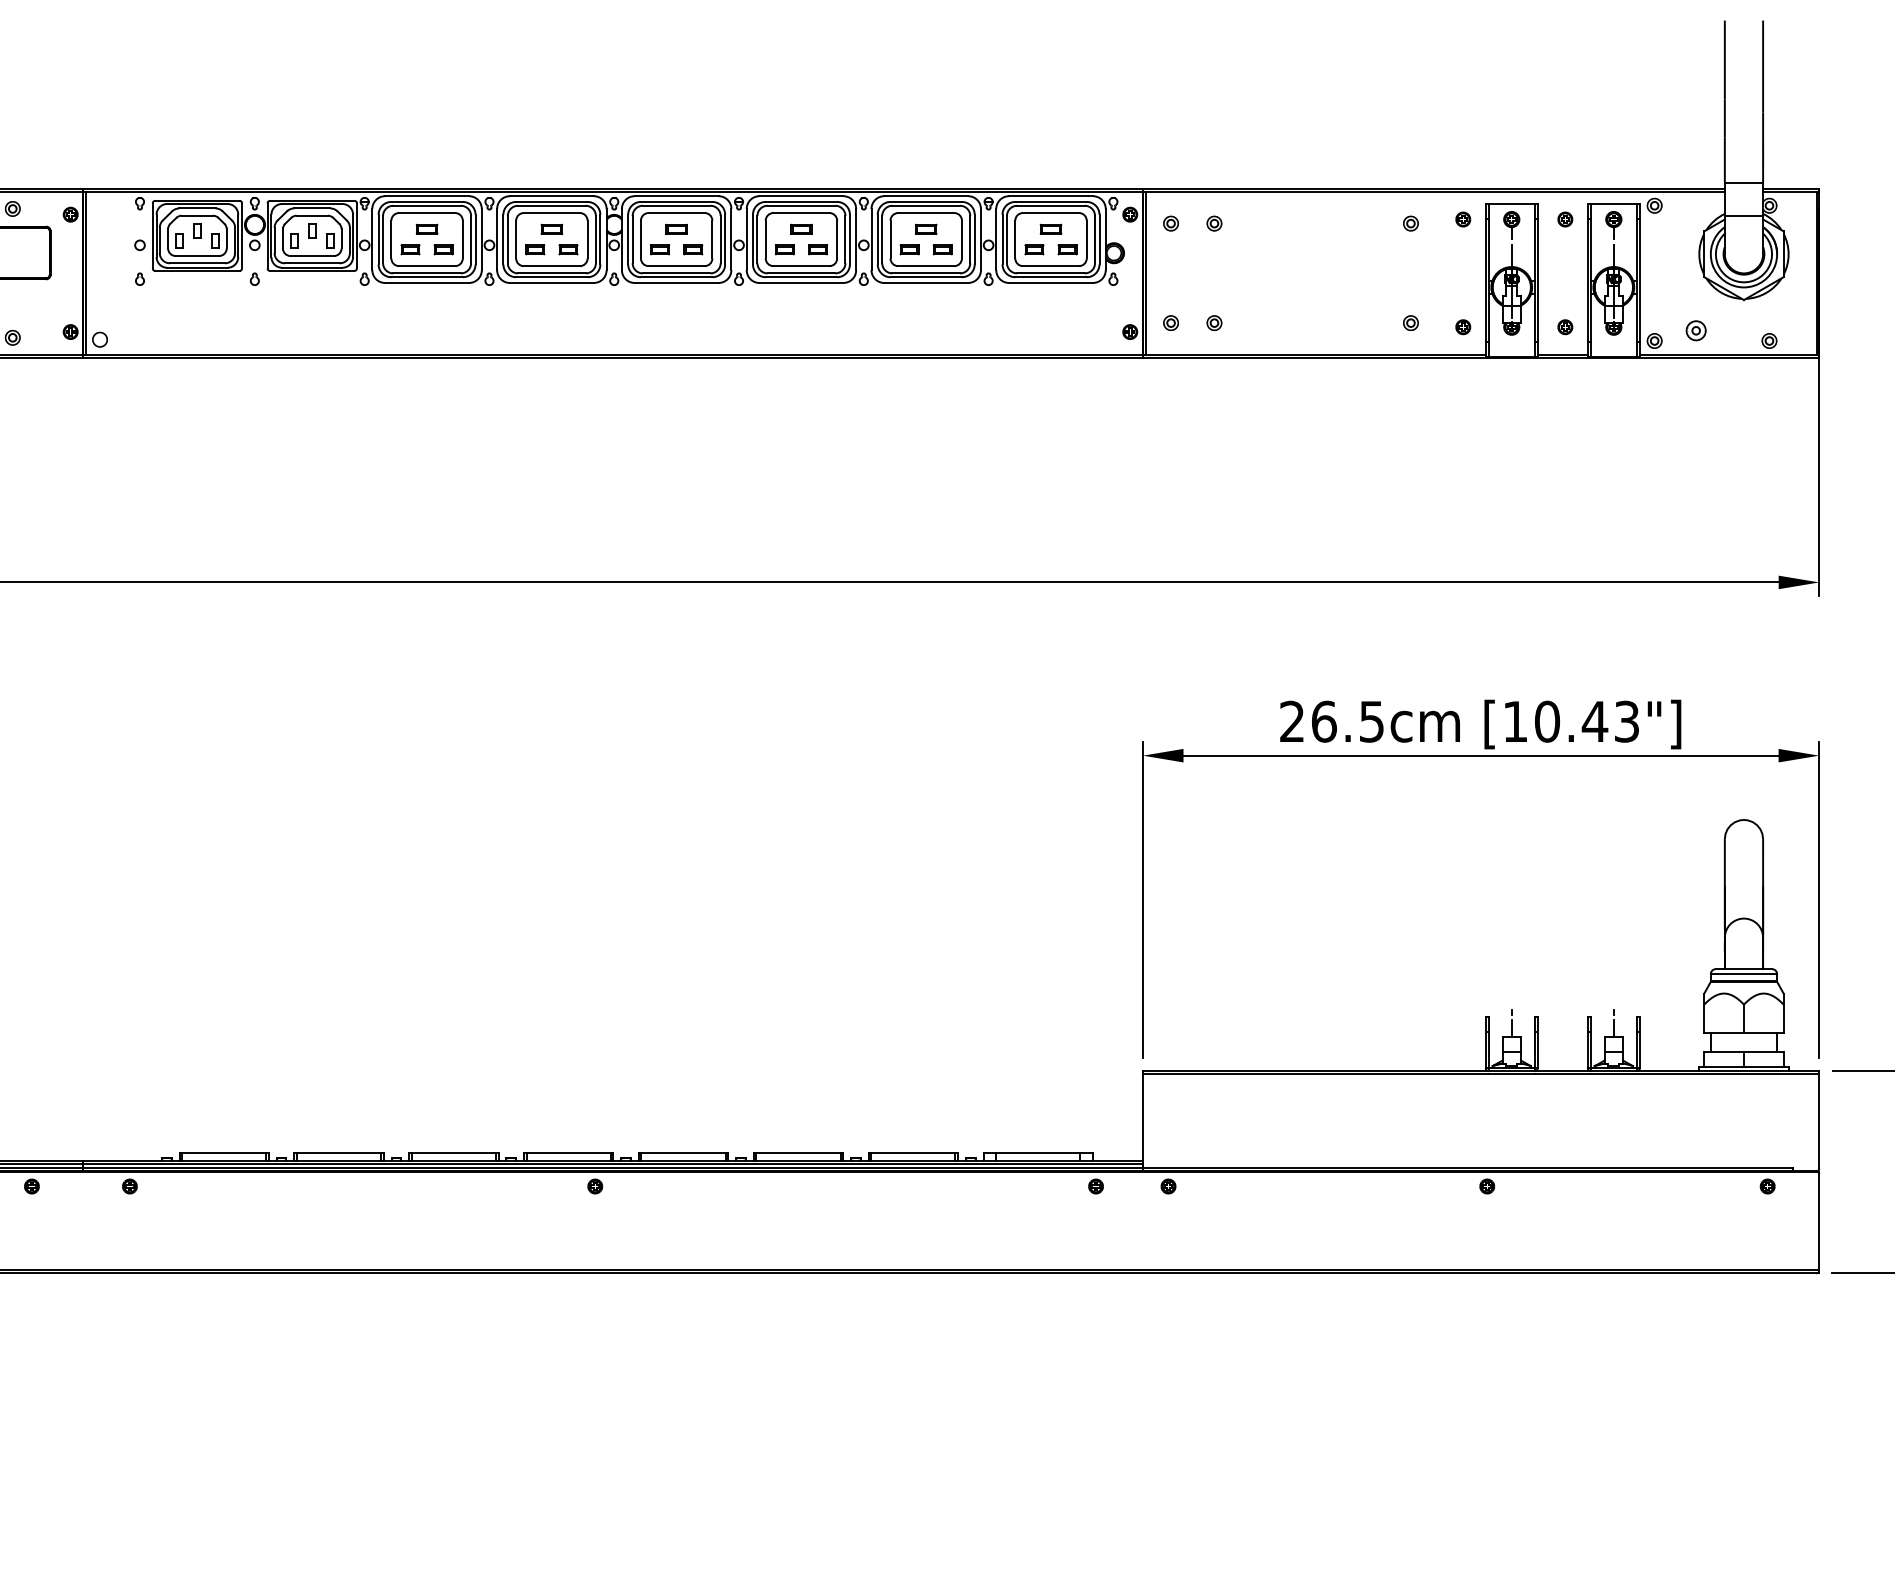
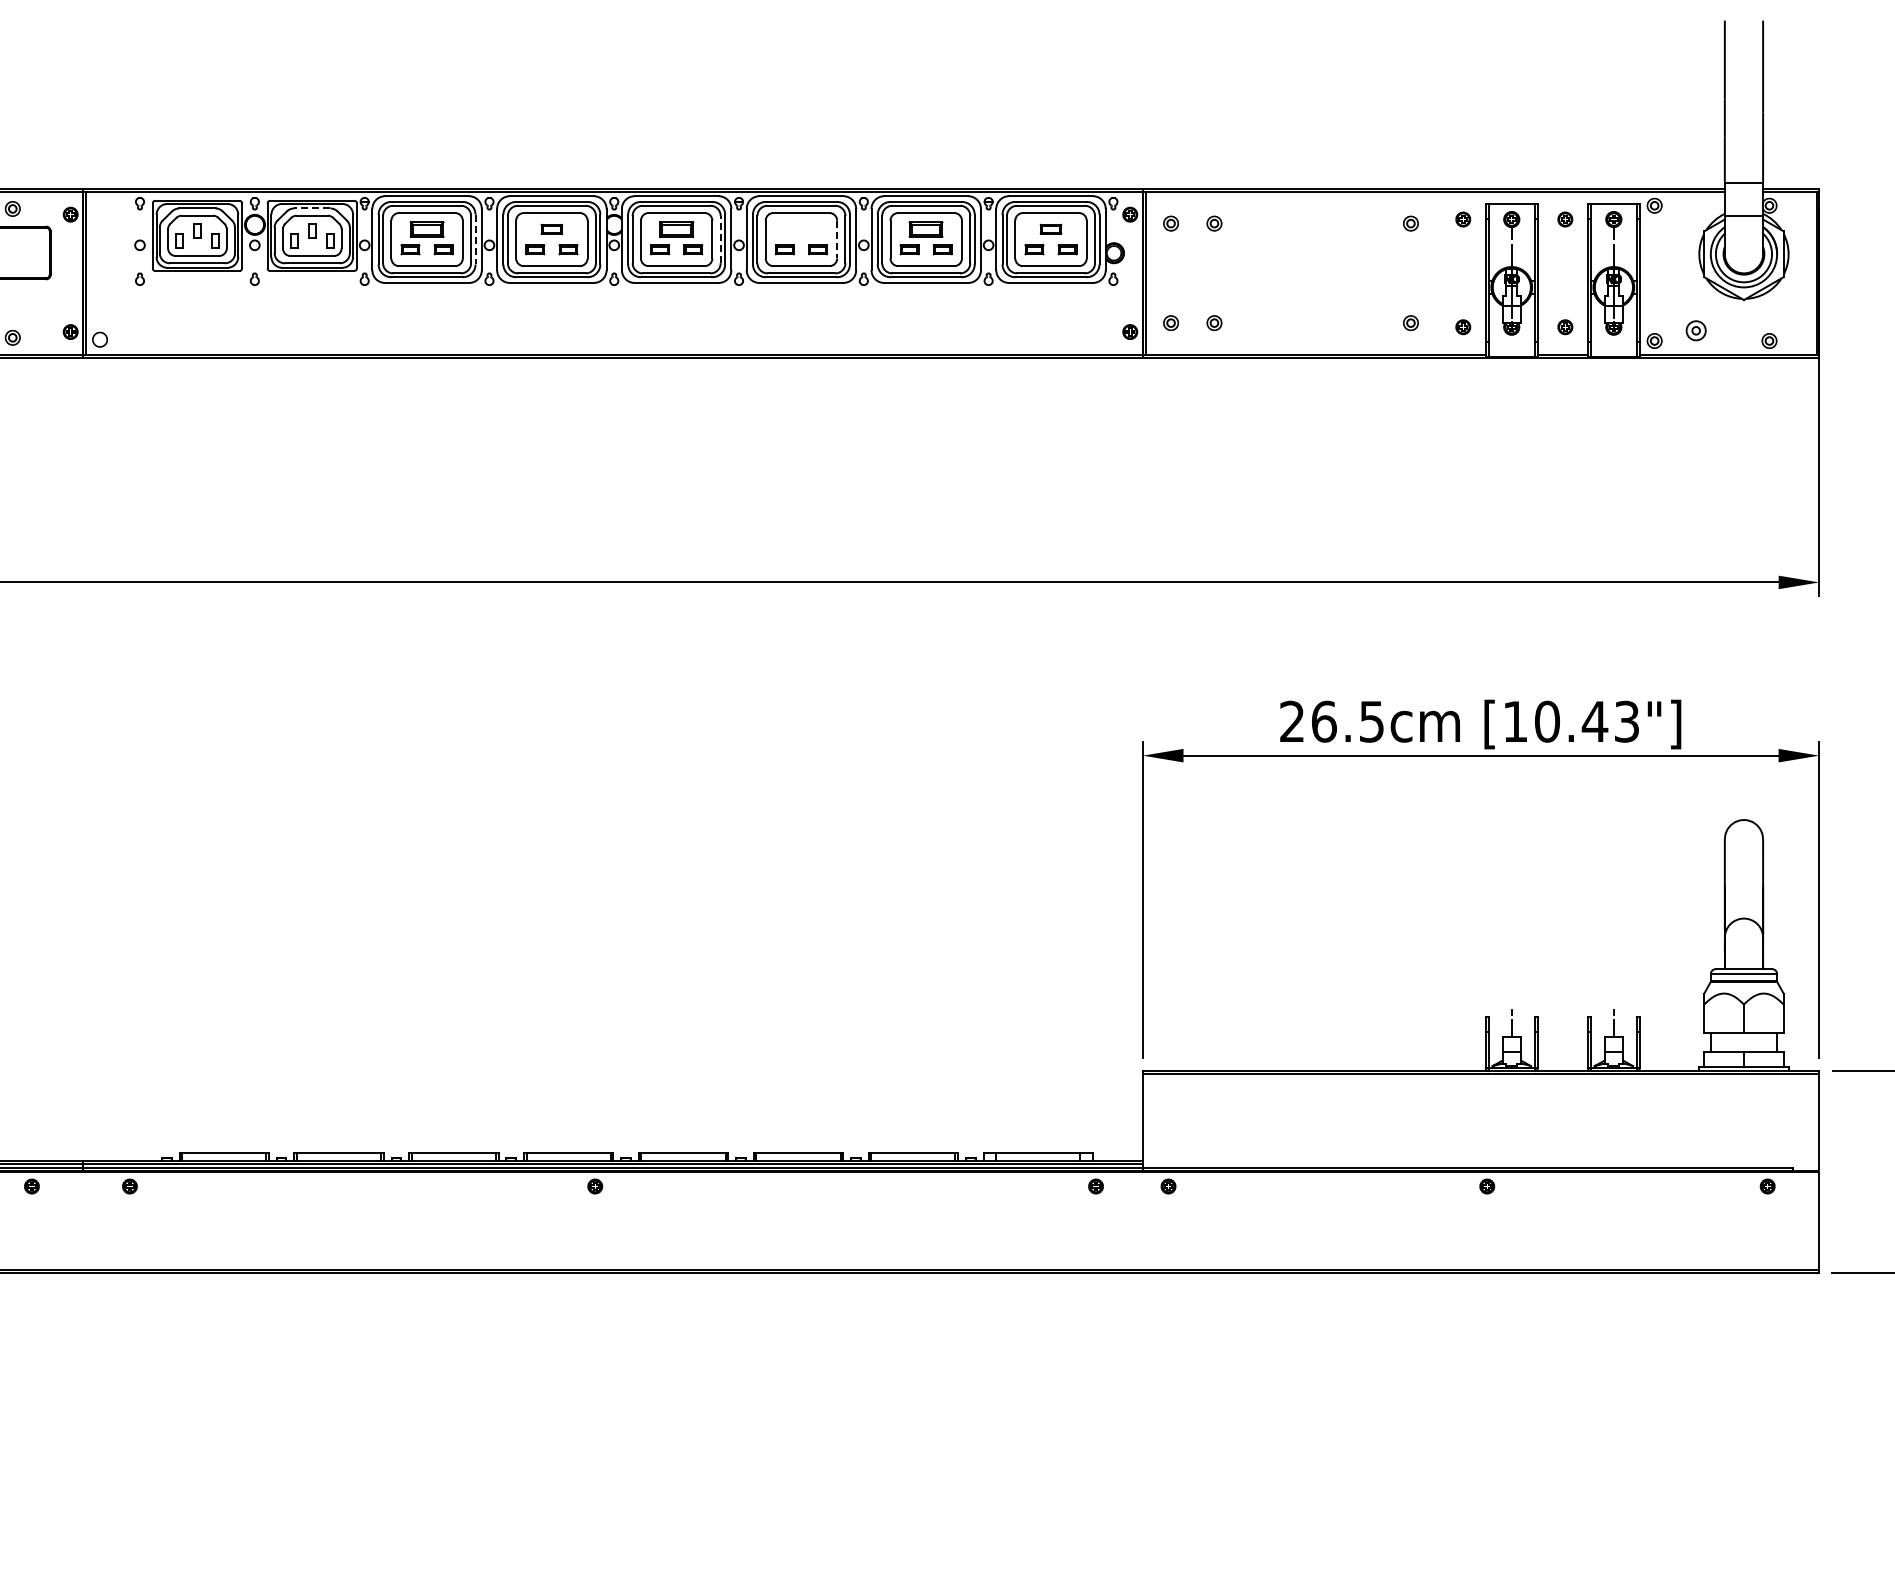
line: solid -> dashed (311, 208)
part size: 24x12 px -> 36x17 px (426, 229)
part size: 23x12 px -> 36x17 px (676, 229)
part: present -> none (801, 228)
part size: 23x12 px -> 36x17 px (925, 229)
line: solid -> dashed (475, 239)
line: solid -> dashed (720, 239)
line: solid -> dashed (837, 239)
